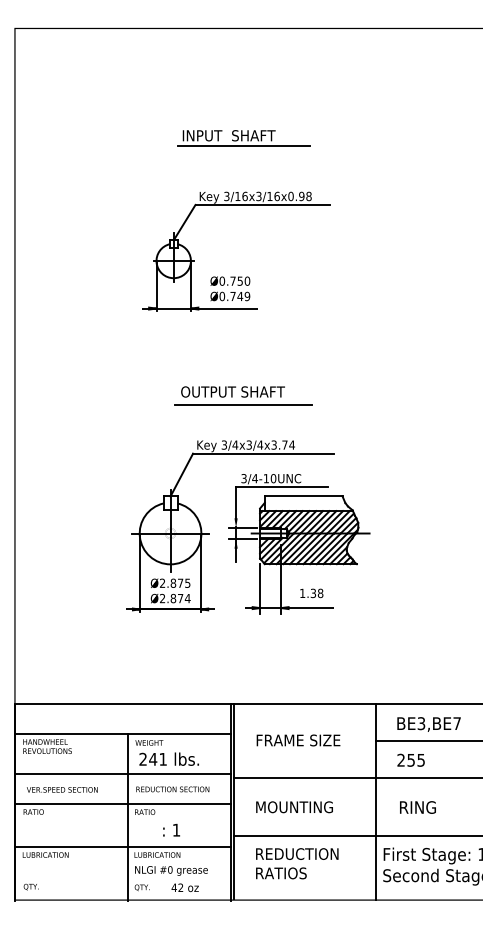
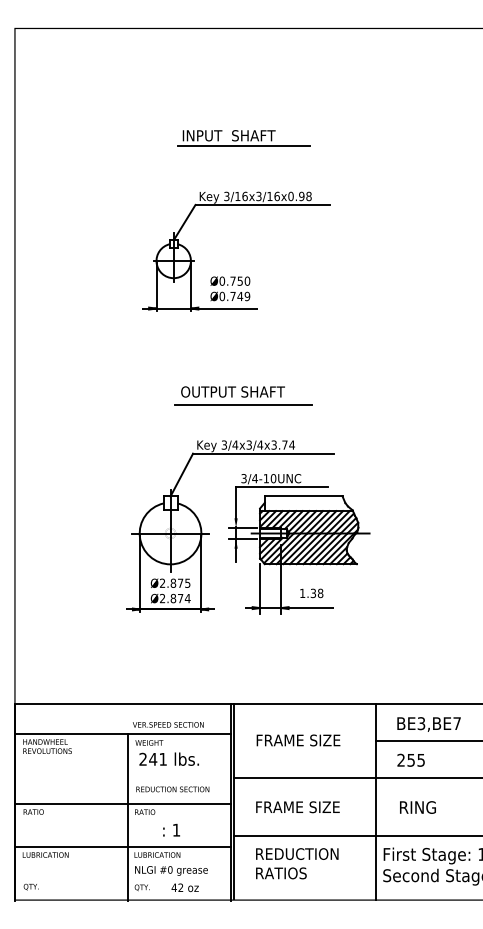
line: present -> none (123, 773)
text position: (62, 789) -> (168, 724) (168, 724)
text: MOUNTING -> FRAME SIZE (298, 807)
